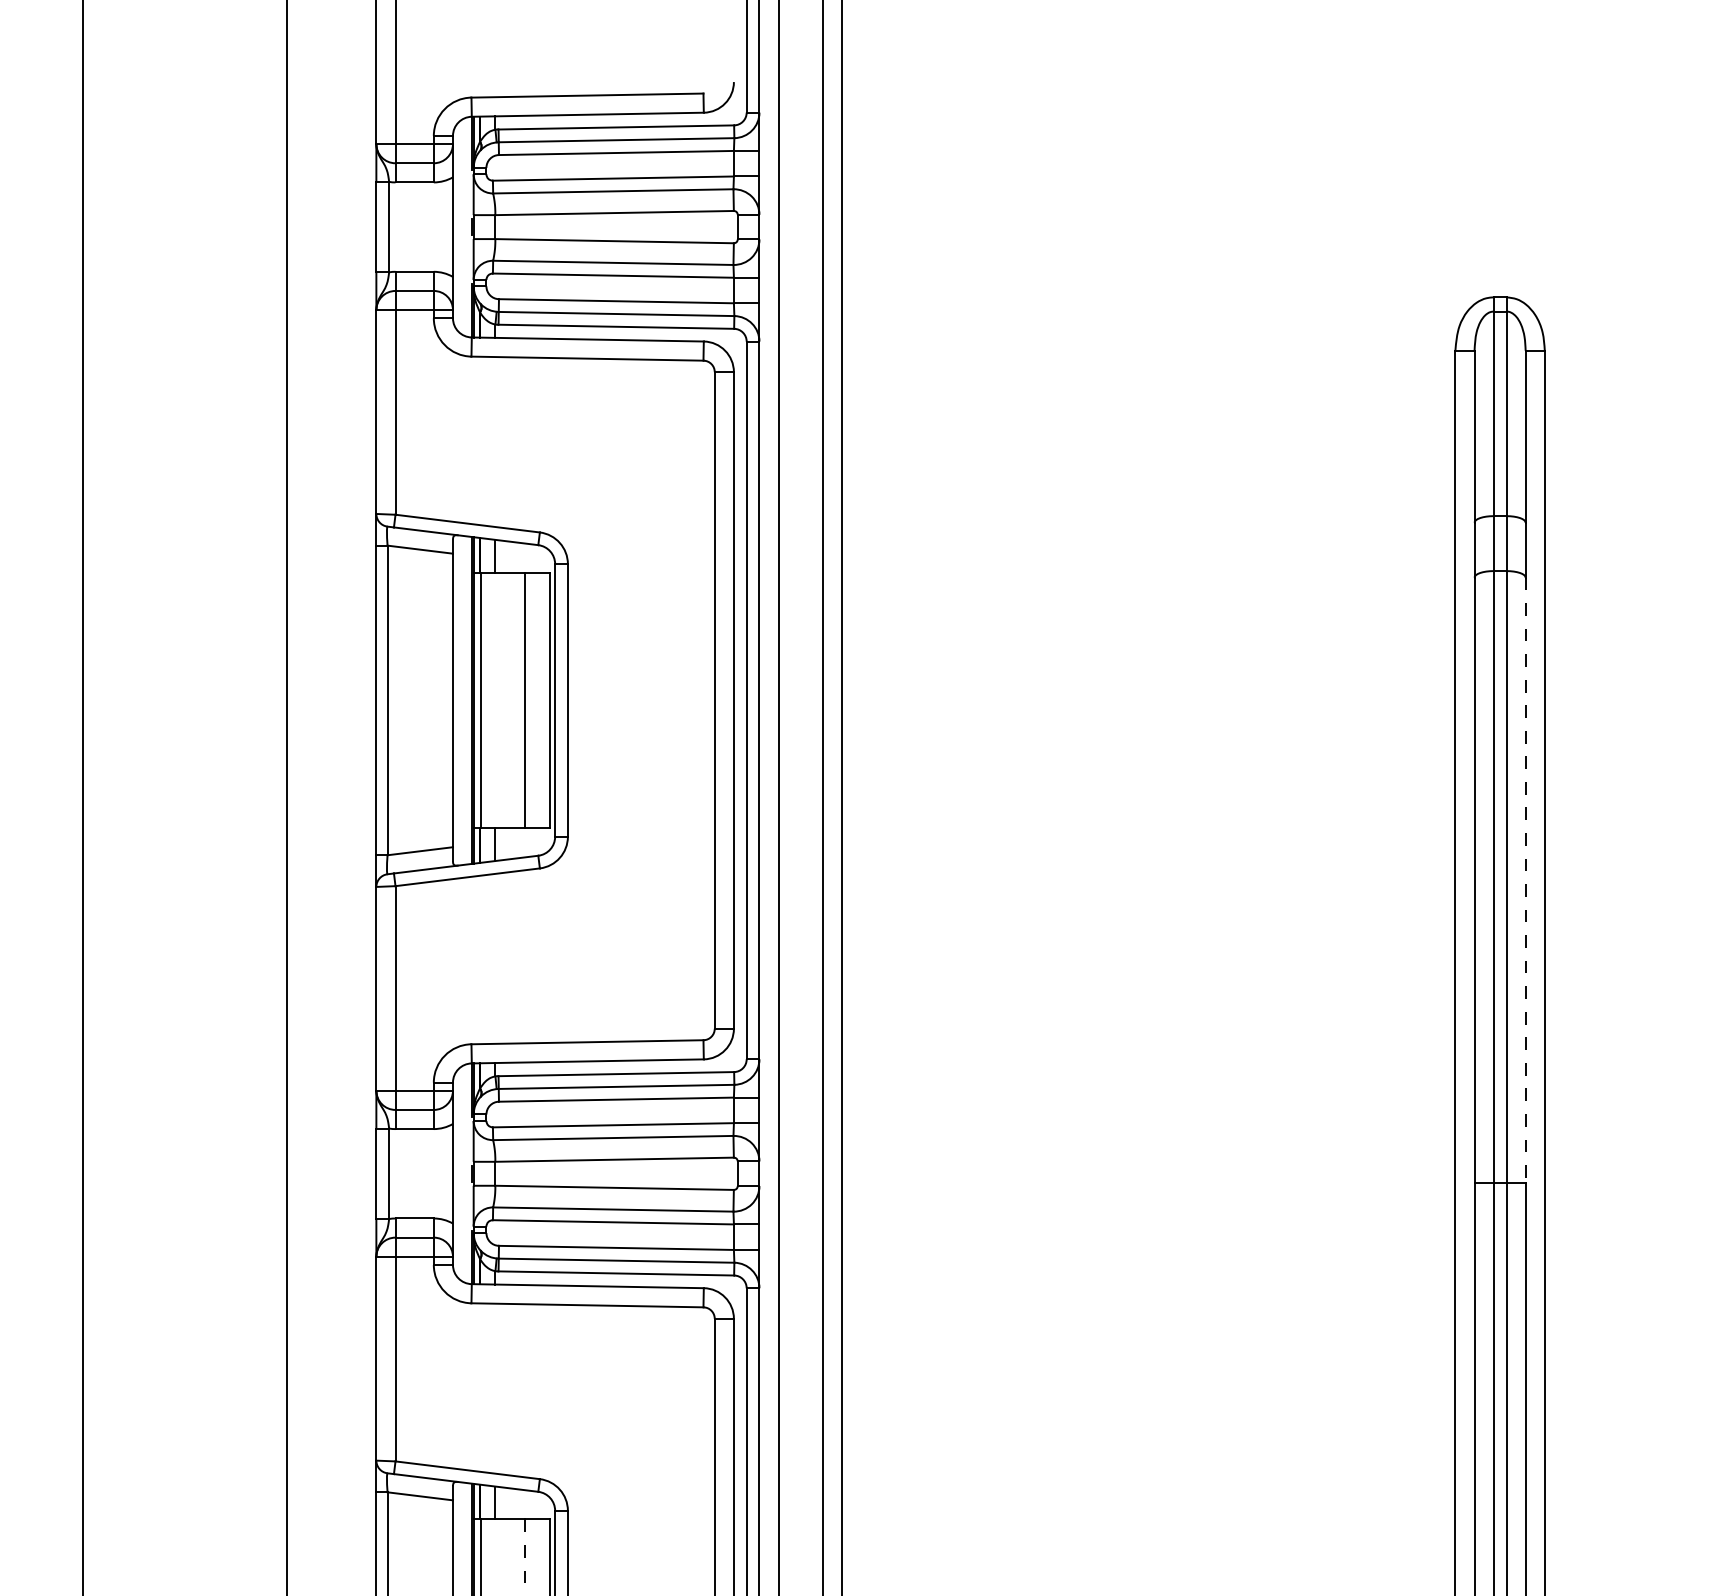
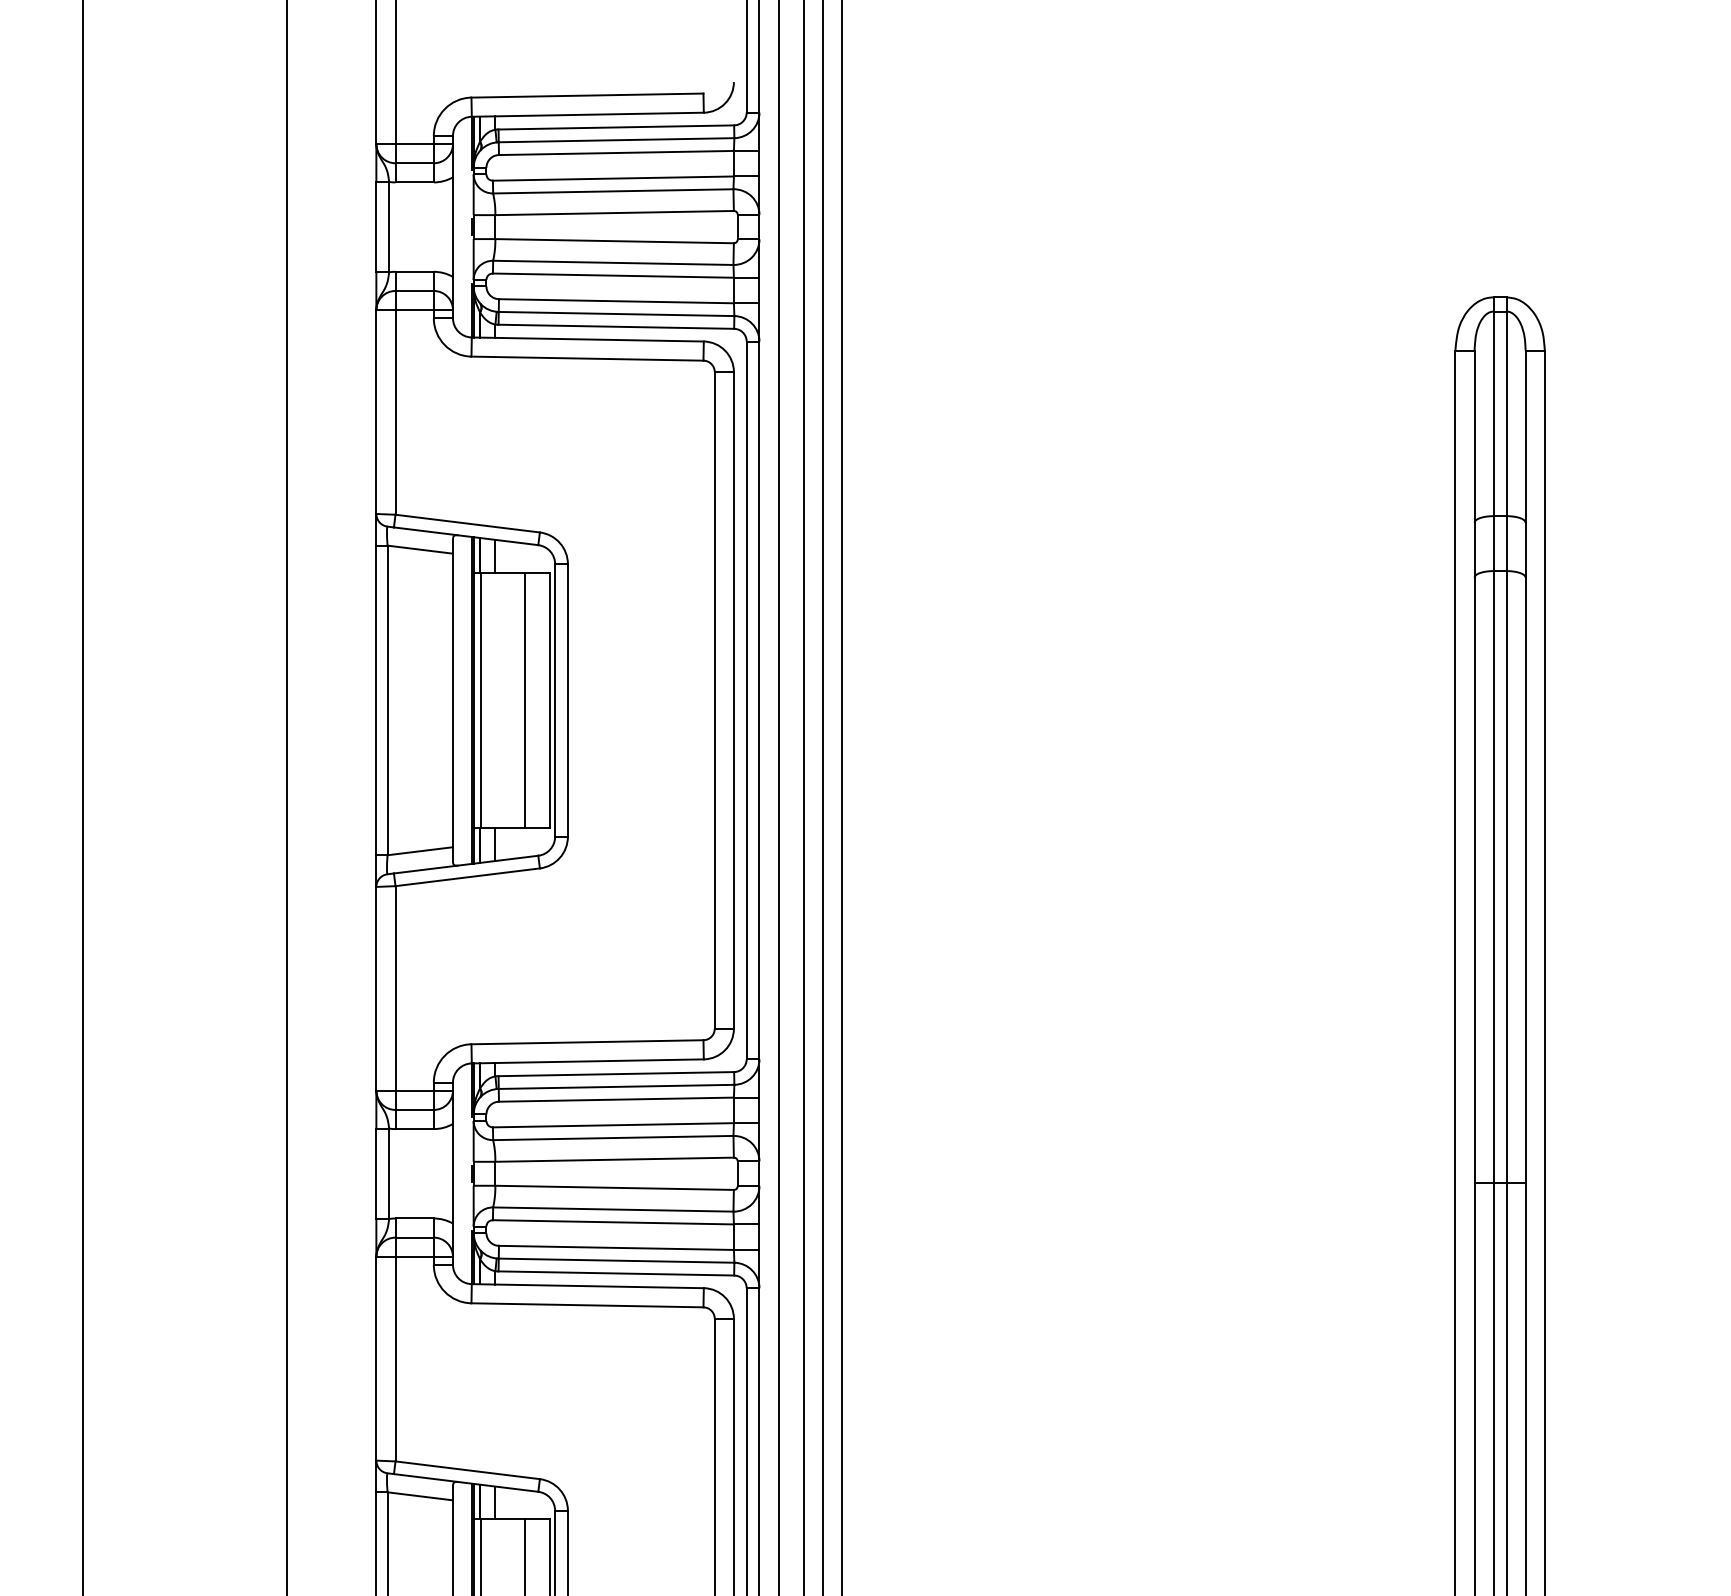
line: none -> present (804, 797)
line: dashed -> solid (1525, 880)
line: dashed -> solid (524, 1557)
